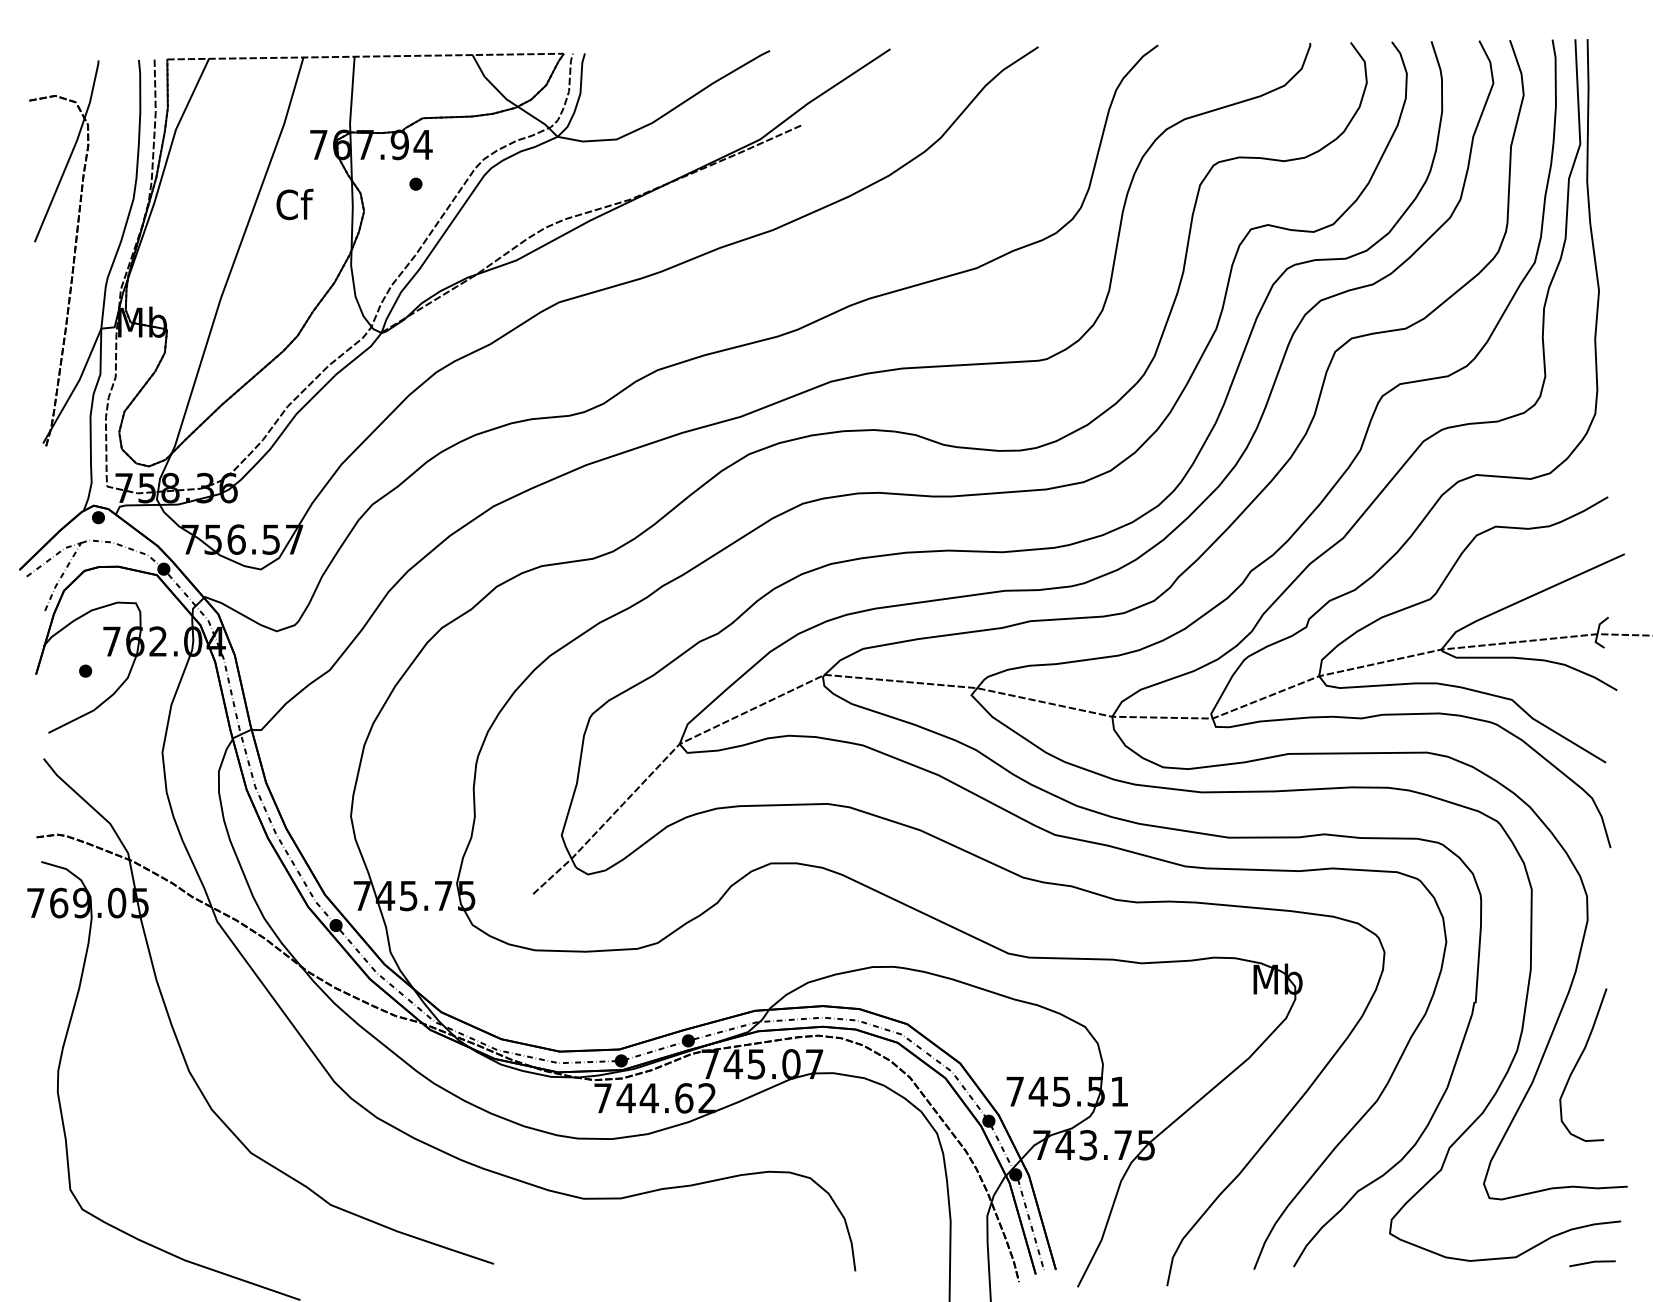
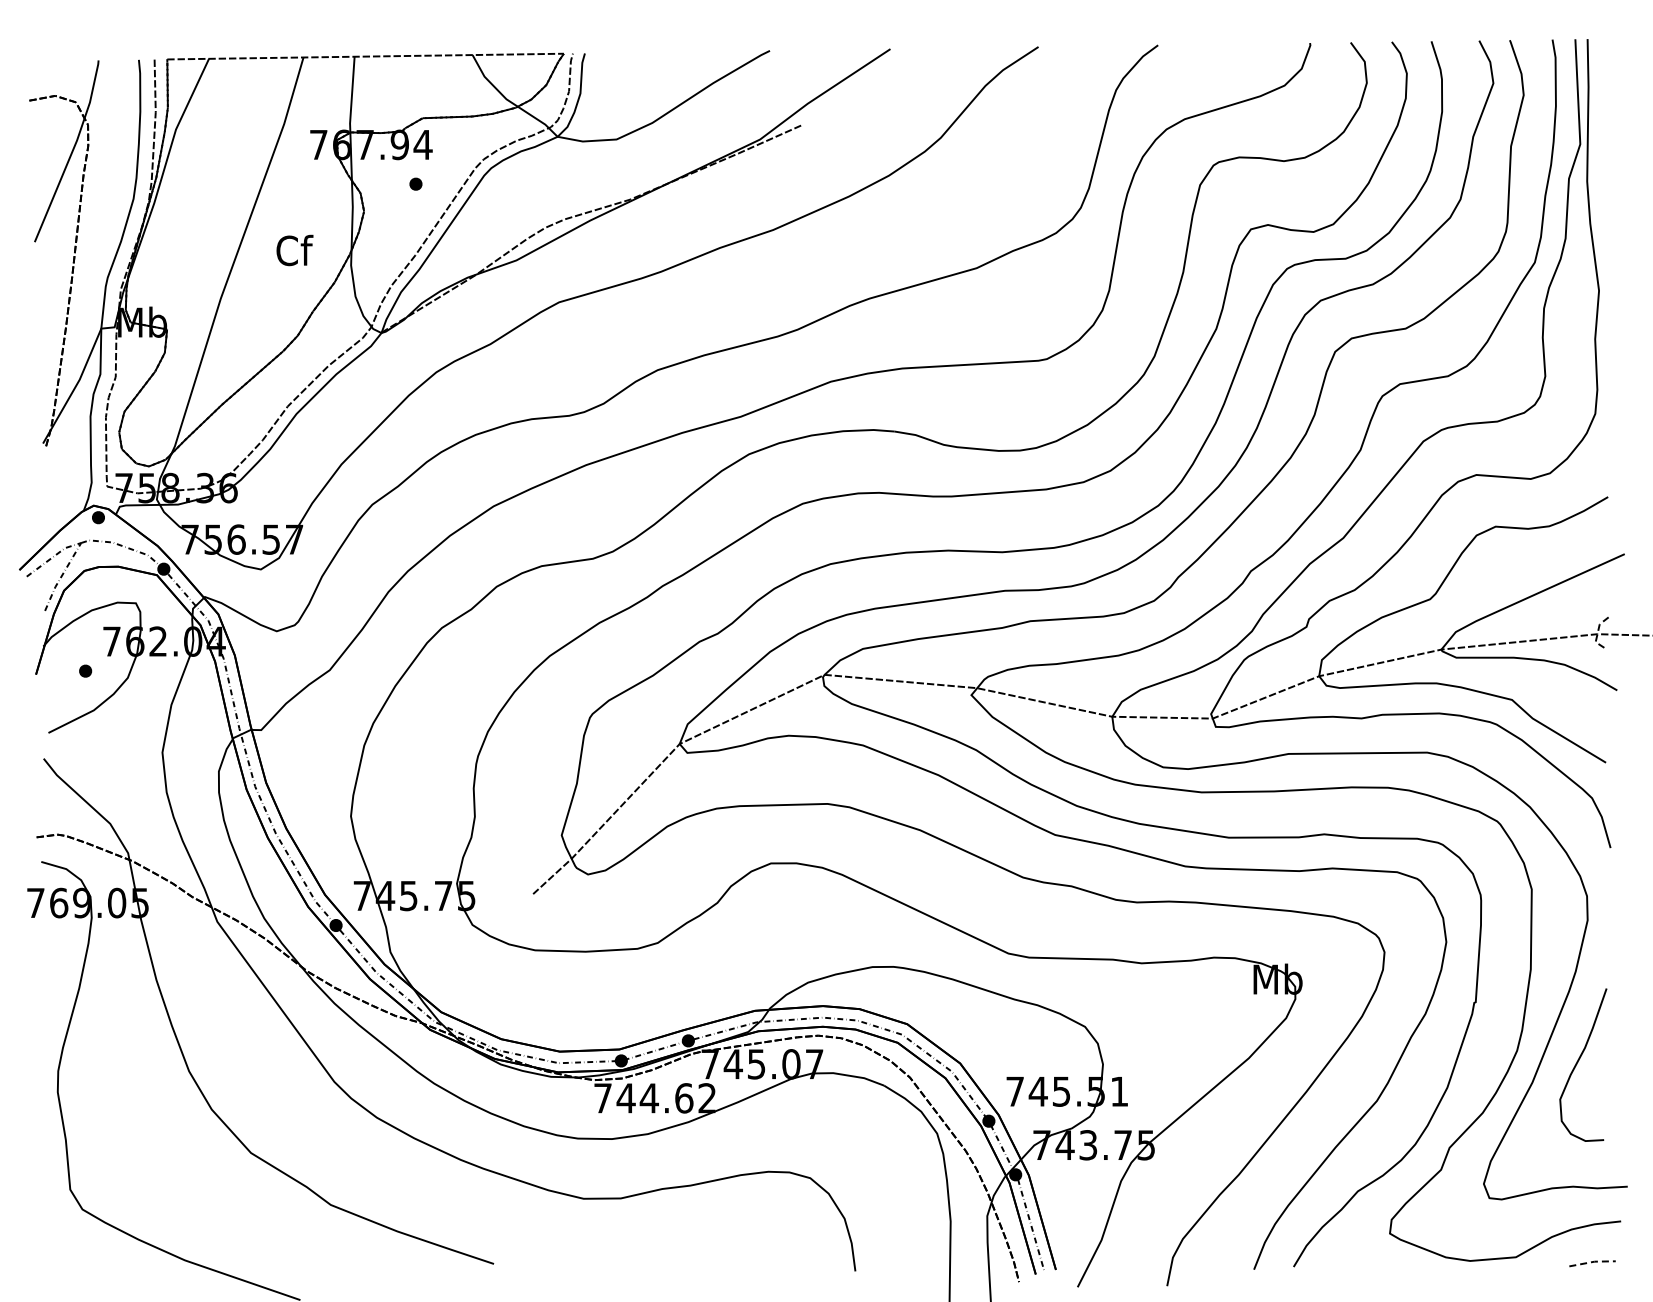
text position: (294, 204) -> (294, 250) (294, 250)
line: solid -> dashed (1597, 632)
line: solid -> dashed (1593, 1261)
